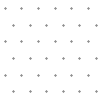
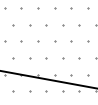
line: none -> present (48, 79)
